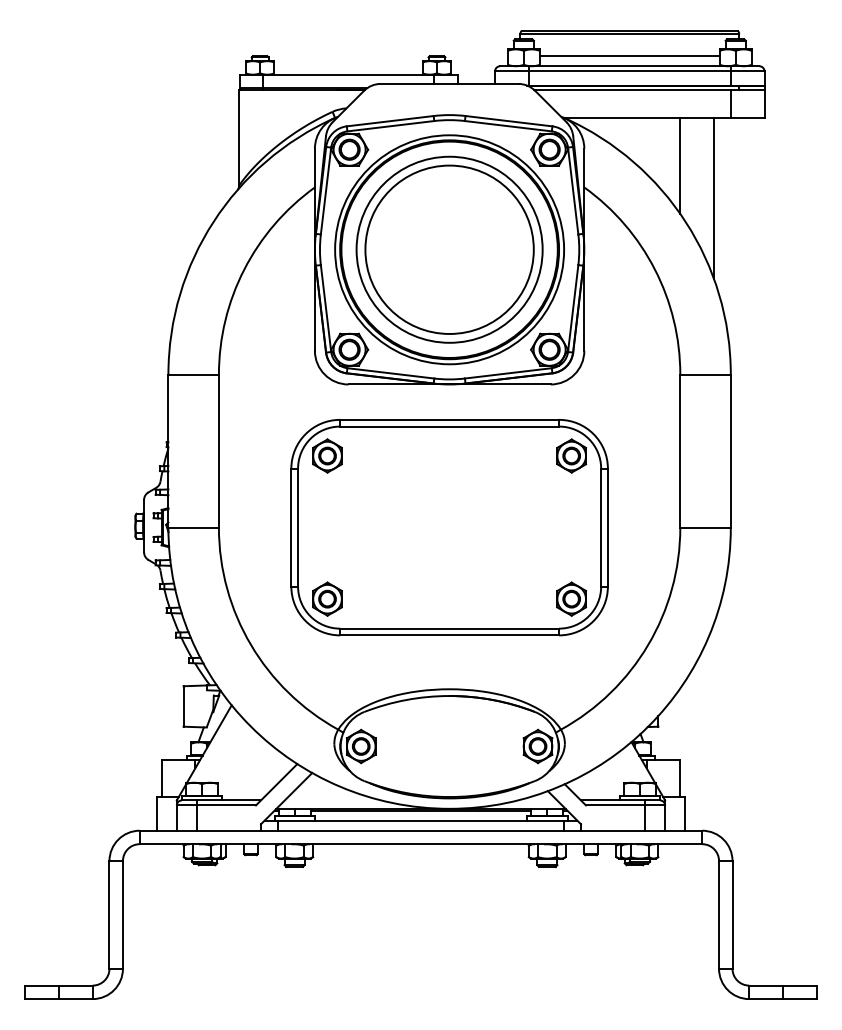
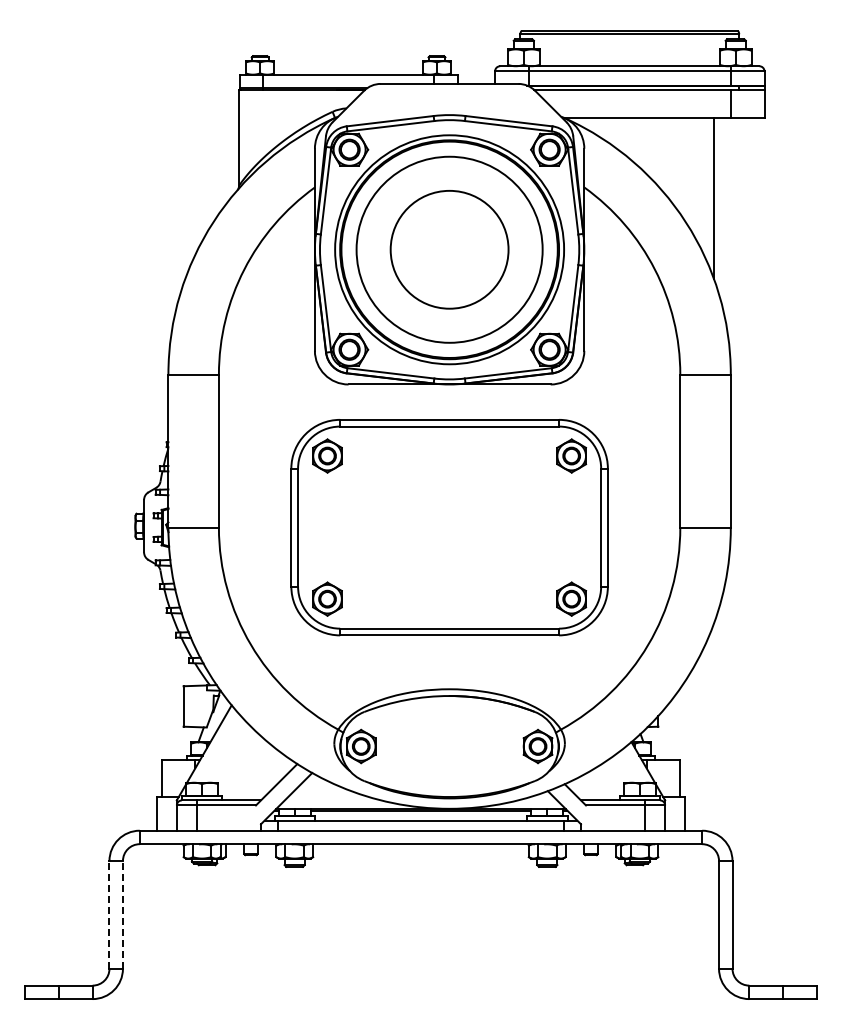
line: present -> none (629, 56)
line: present -> none (680, 165)
circle diameter: 168 px -> 118 px (449, 249)
line: solid -> dashed (109, 914)
line: solid -> dashed (122, 914)
